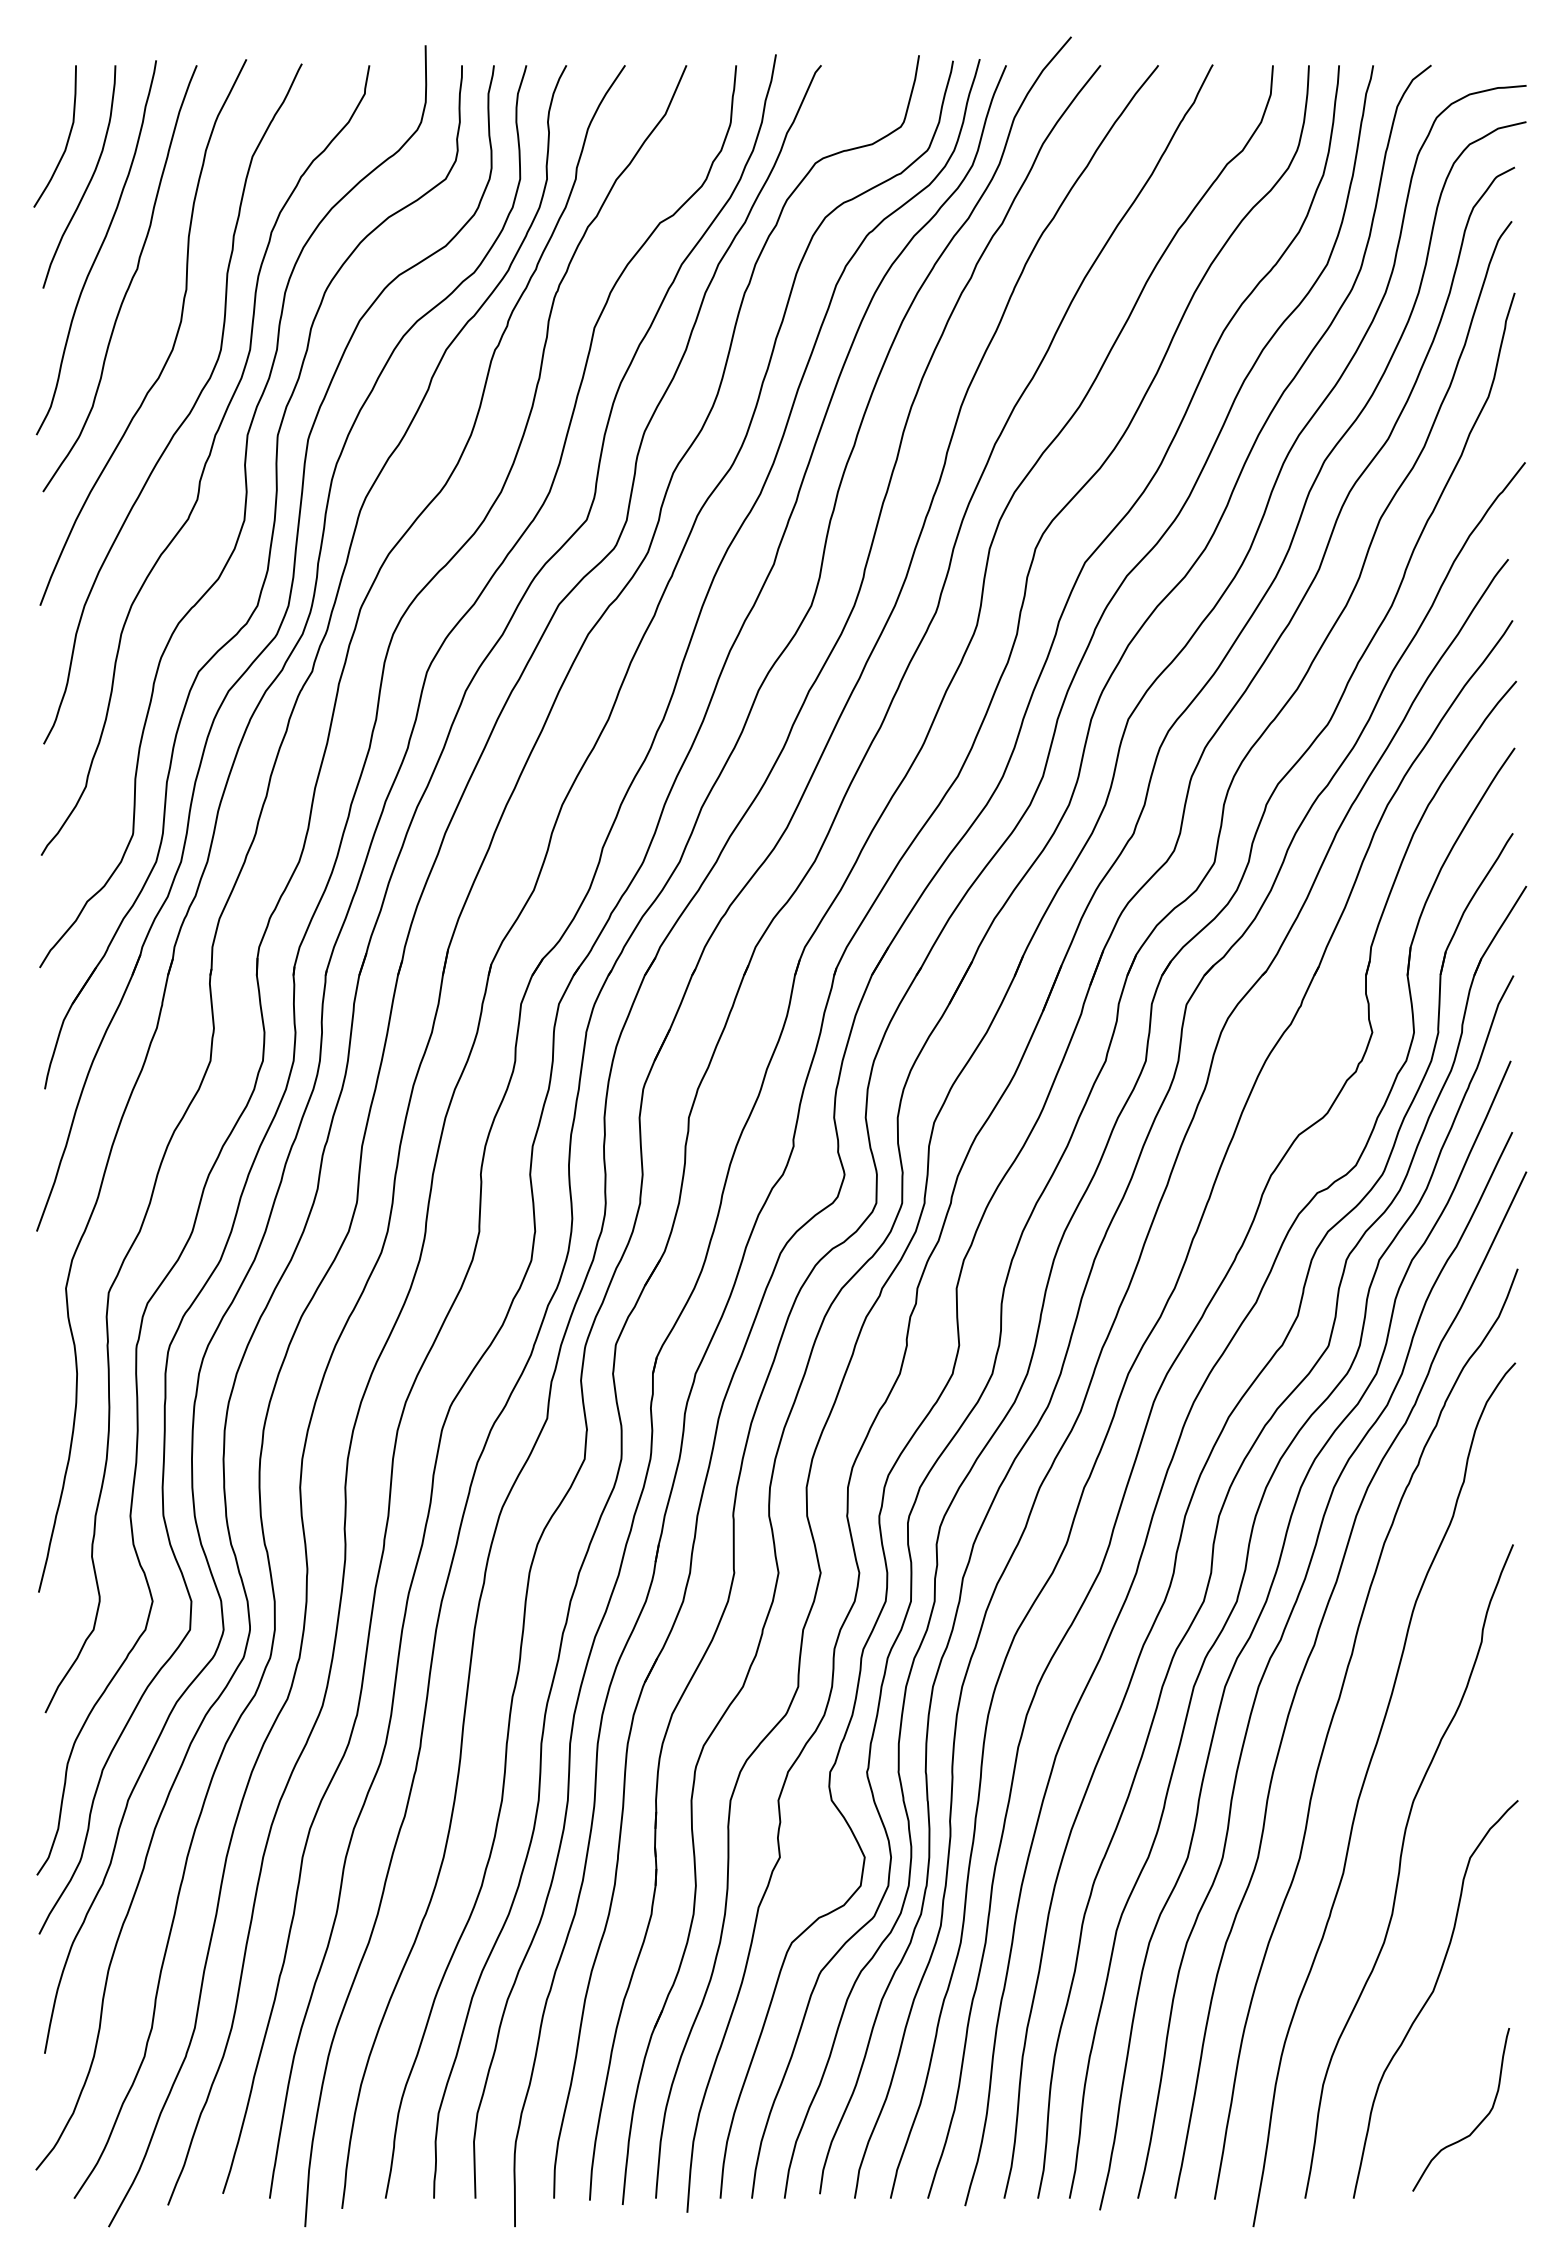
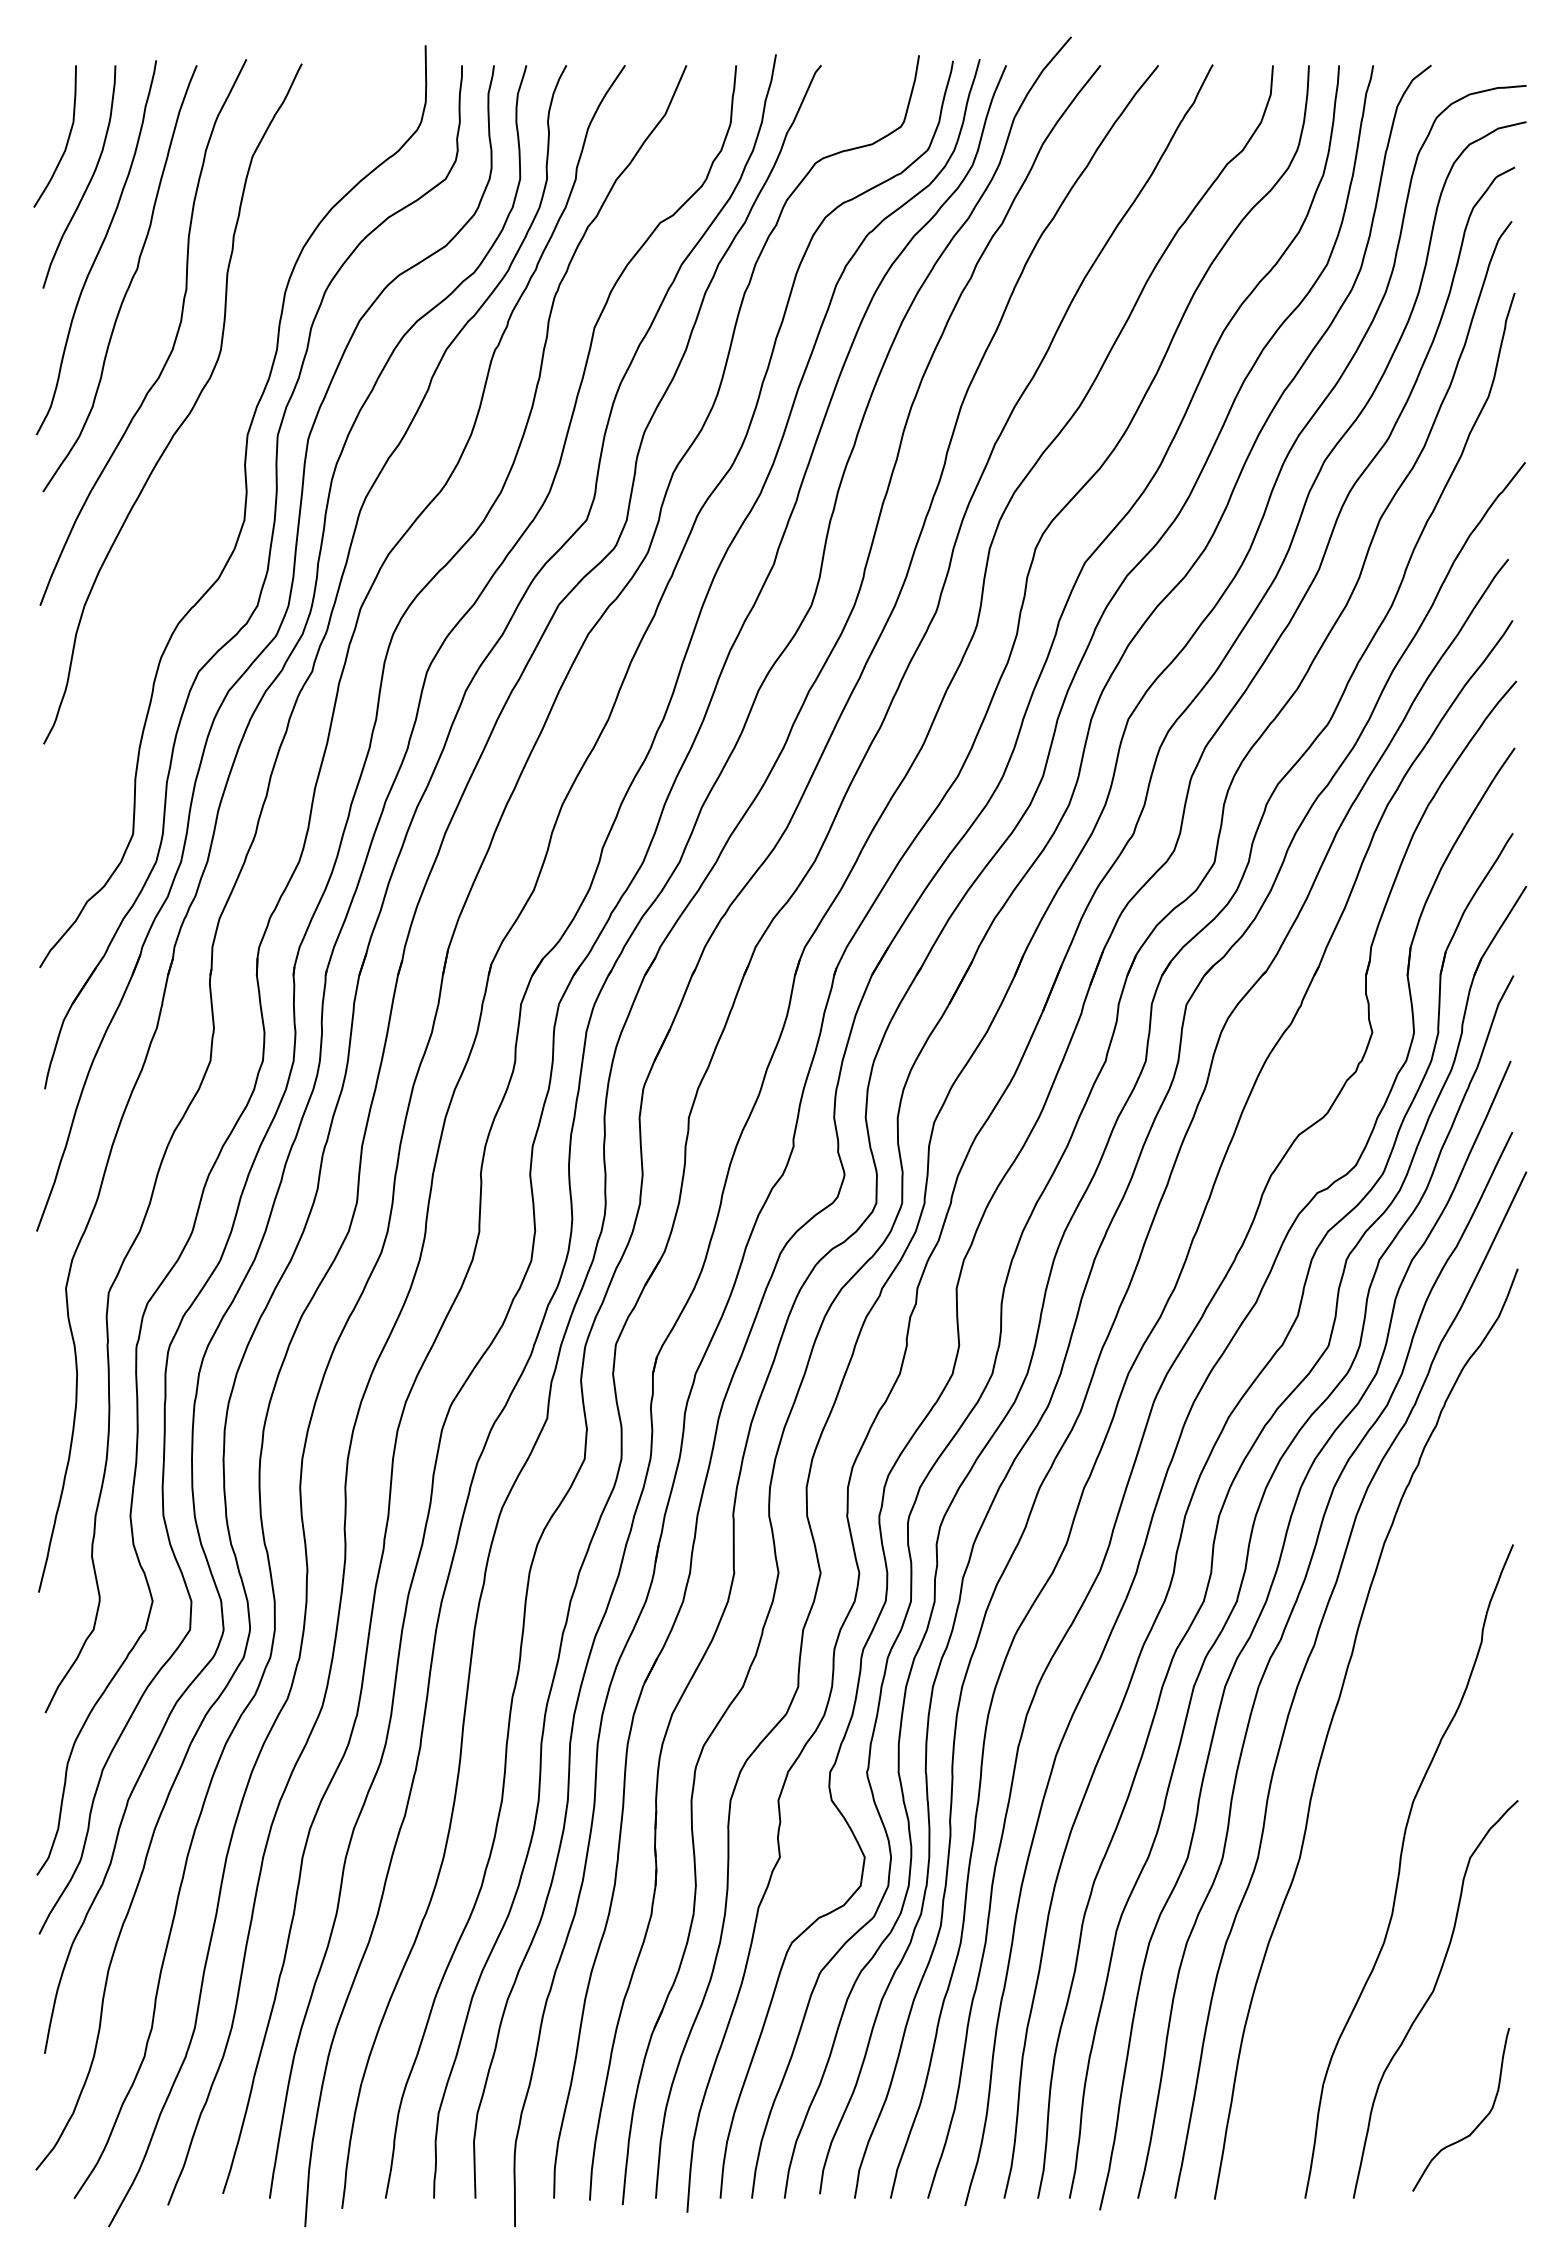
curve: present -> none (206, 460)
curve: present -> none (1363, 1787)
